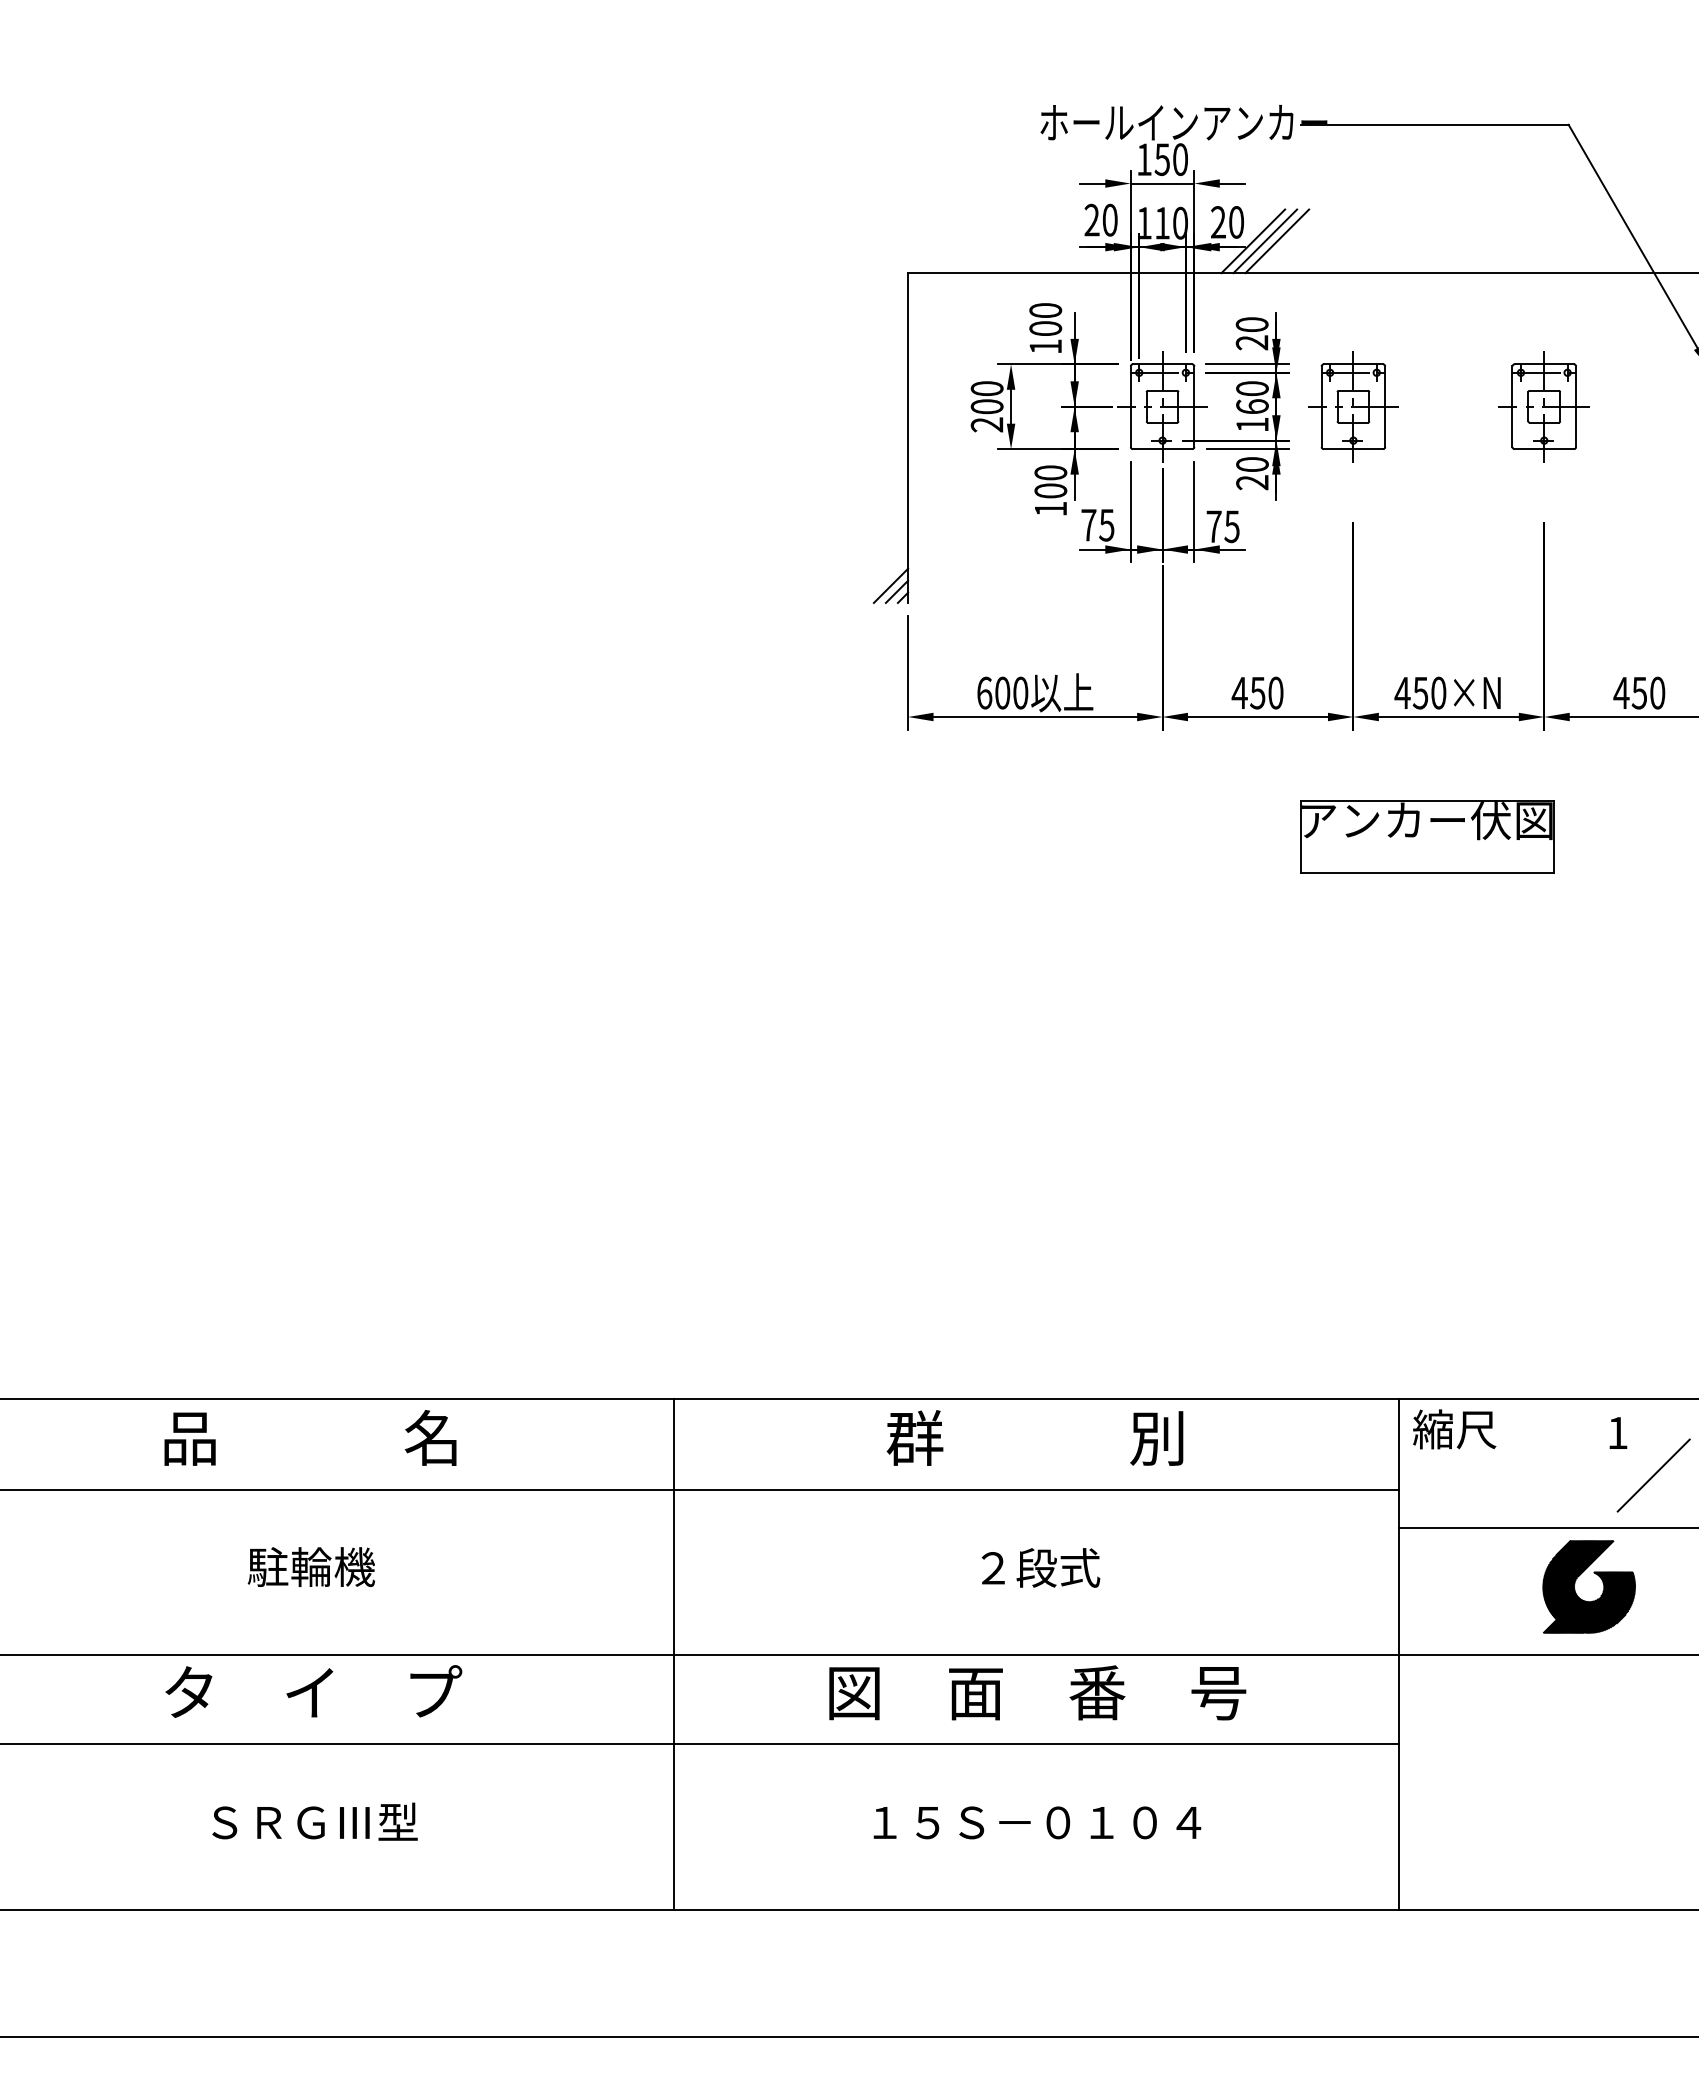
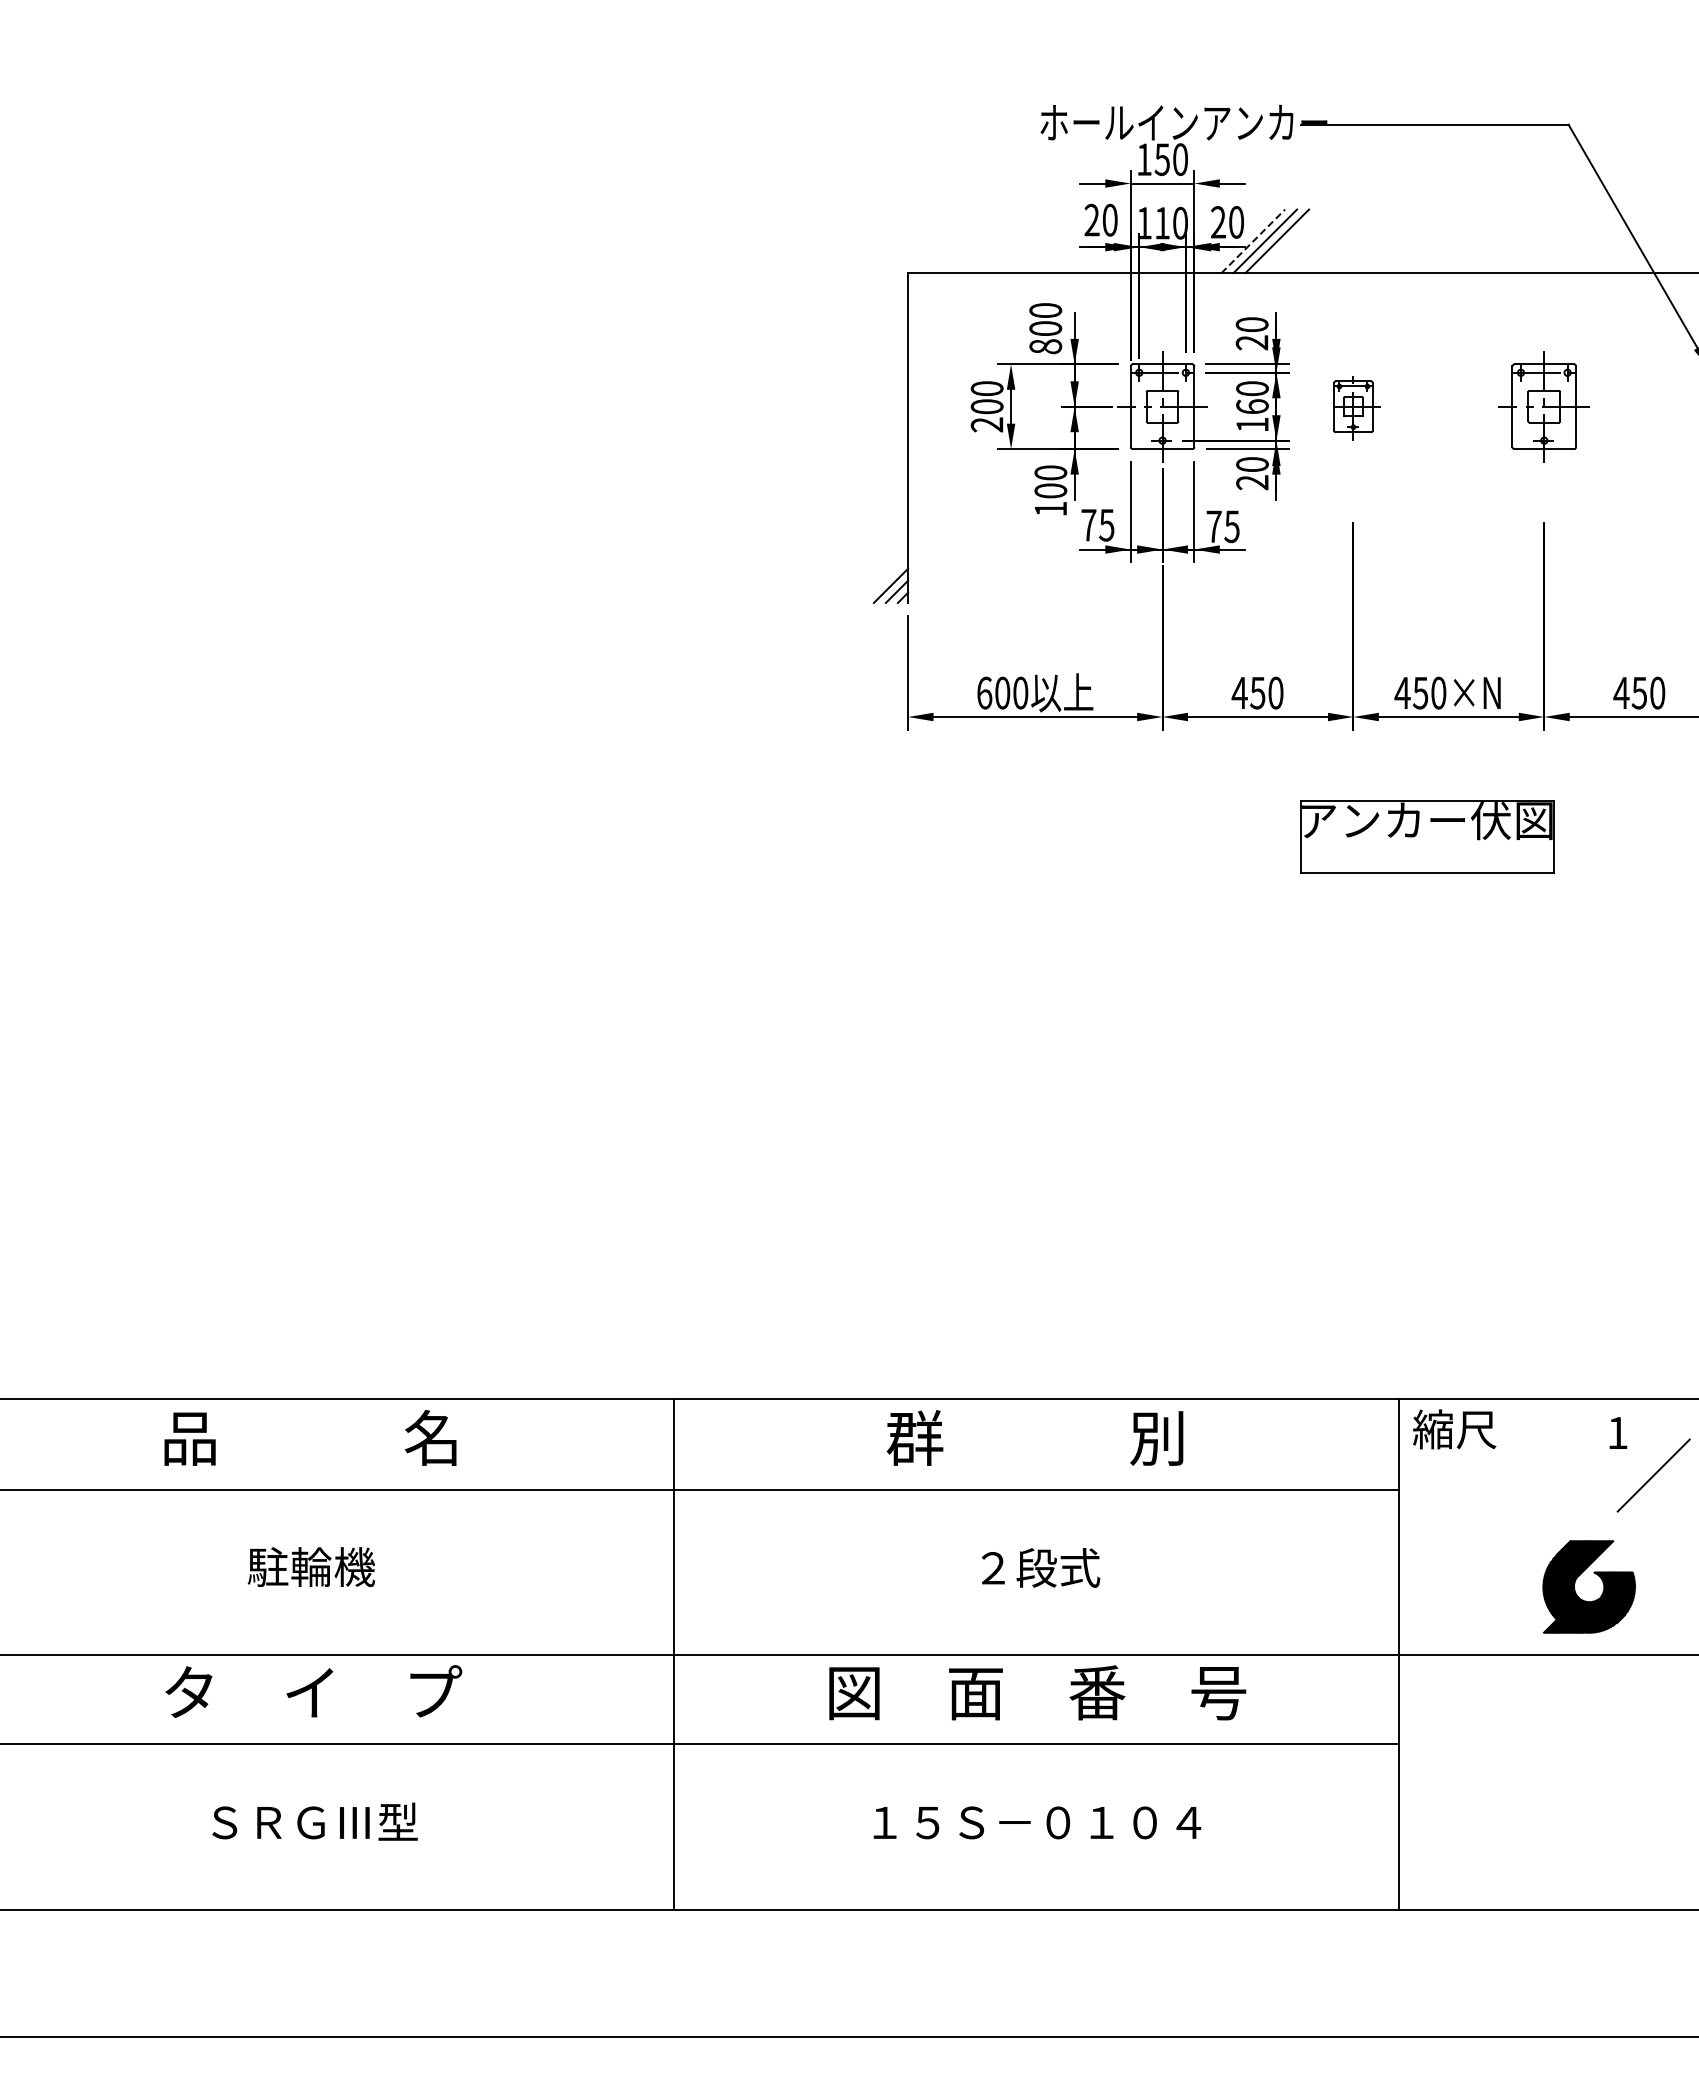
line: solid -> dashed (1253, 241)
text: 100 -> 800 (1045, 346)
part size: 91x112 px -> 48x65 px (1356, 408)
line: present -> none (1547, 1528)
